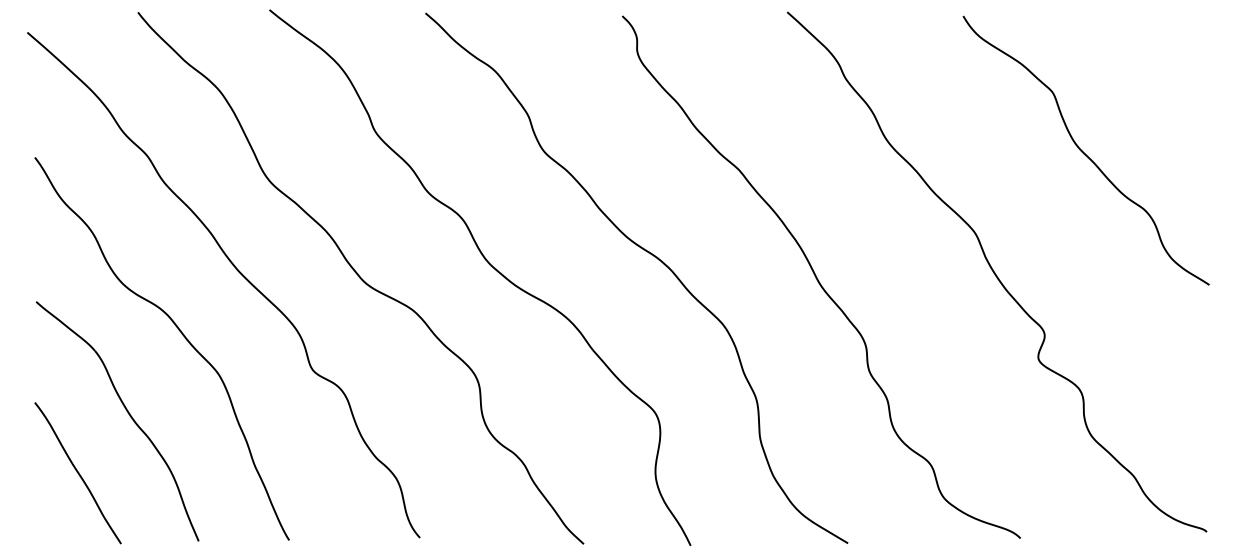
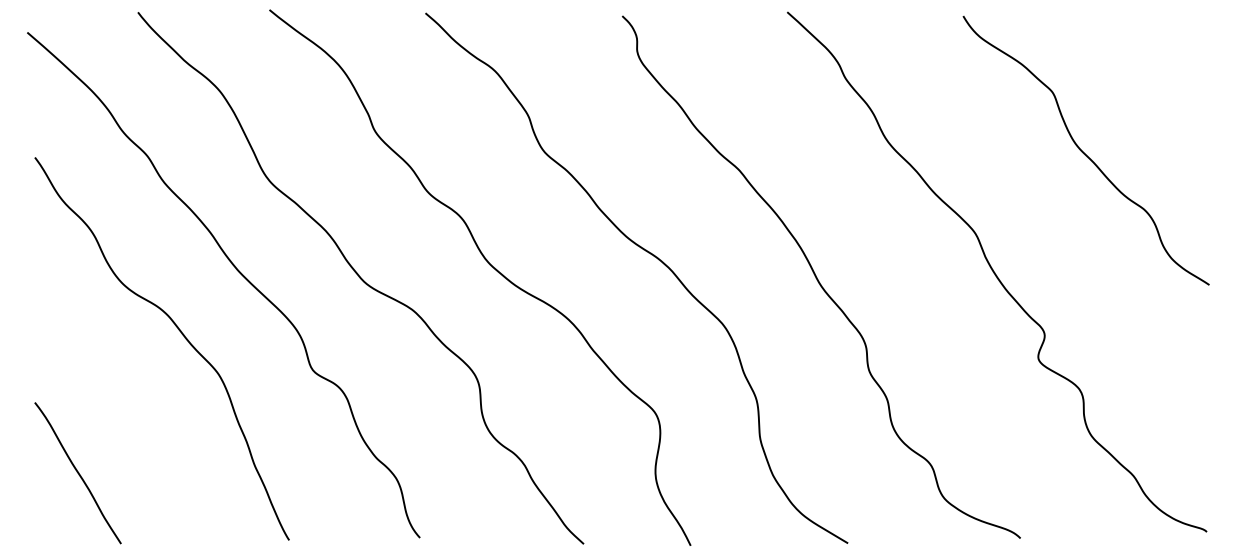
part: present -> none (127, 413)
